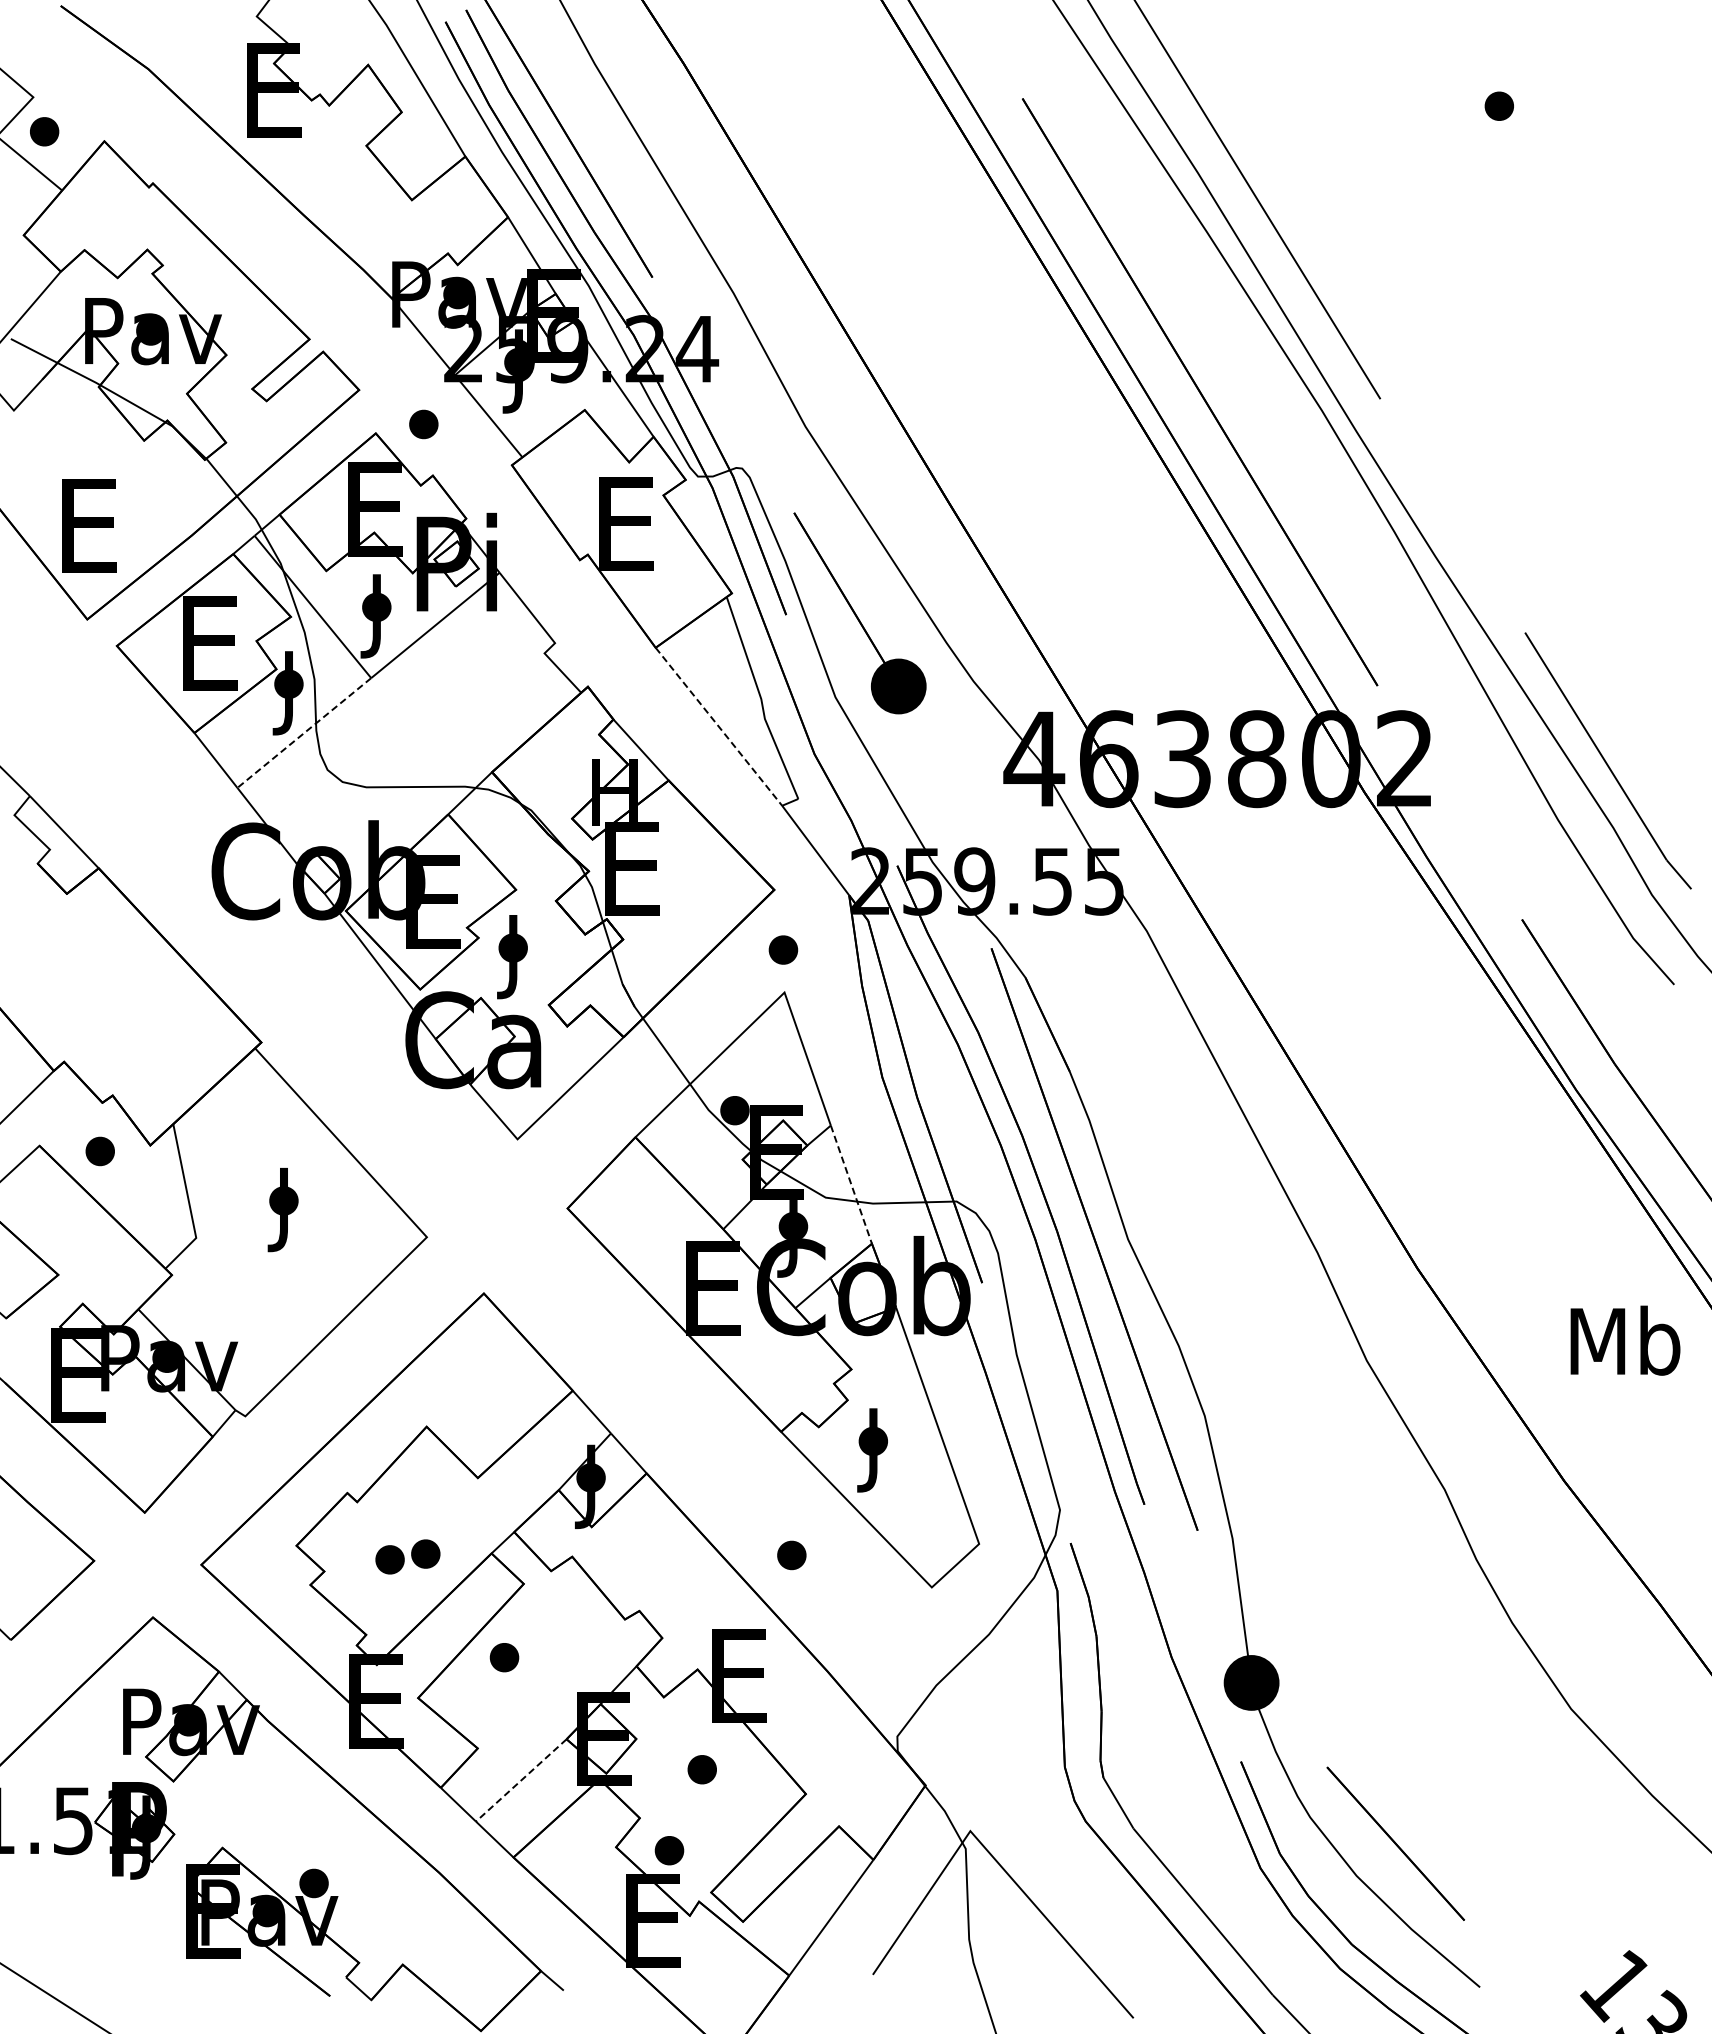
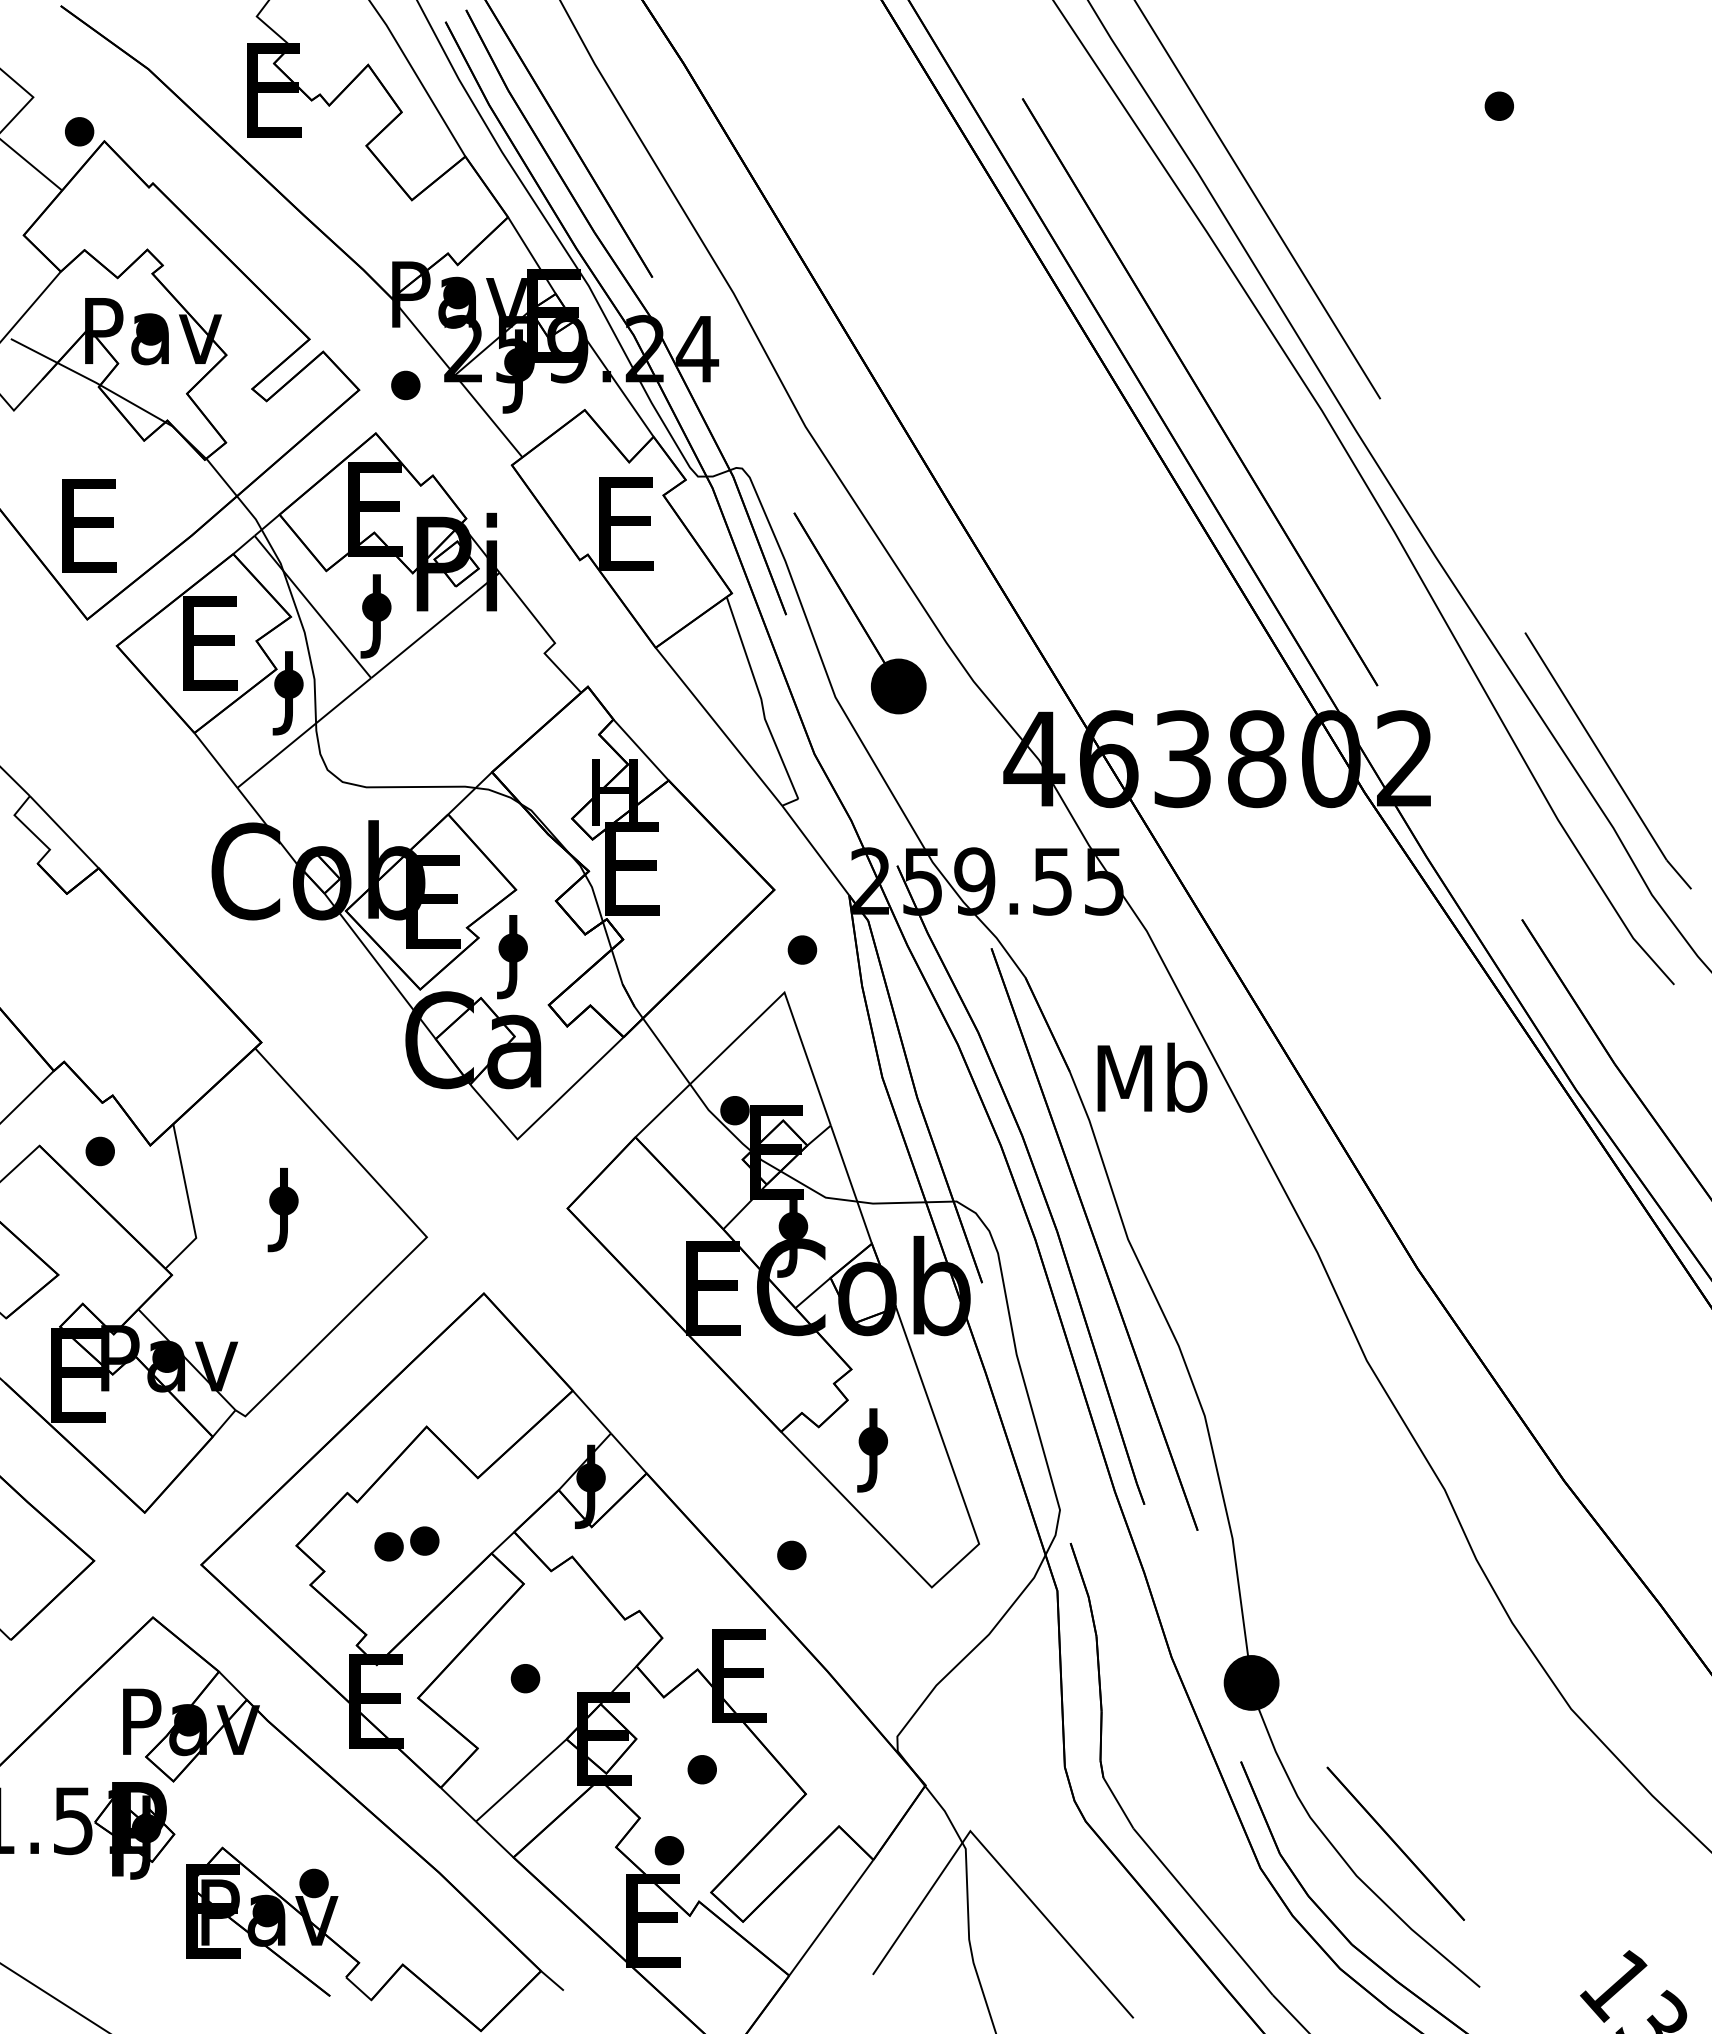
part position: (44, 131) -> (79, 131) (79, 131)
part position: (423, 424) -> (405, 385) (405, 385)
line: dashed -> solid (719, 727)
line: dashed -> solid (304, 733)
part position: (783, 949) -> (802, 949) (802, 949)
line: dashed -> solid (851, 1184)
text position: (1625, 1340) -> (1152, 1077) (1152, 1077)
part position: (407, 1556) -> (406, 1543) (406, 1543)
part position: (504, 1657) -> (525, 1678) (525, 1678)
line: dashed -> solid (520, 1780)
